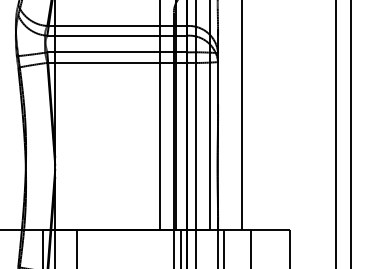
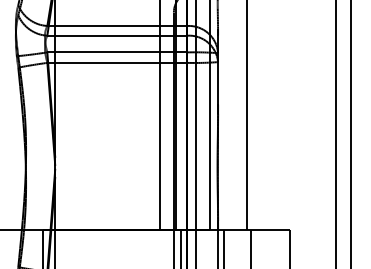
line position: (242, 115) -> (247, 115) (247, 115)
line: present -> none (76, 247)
